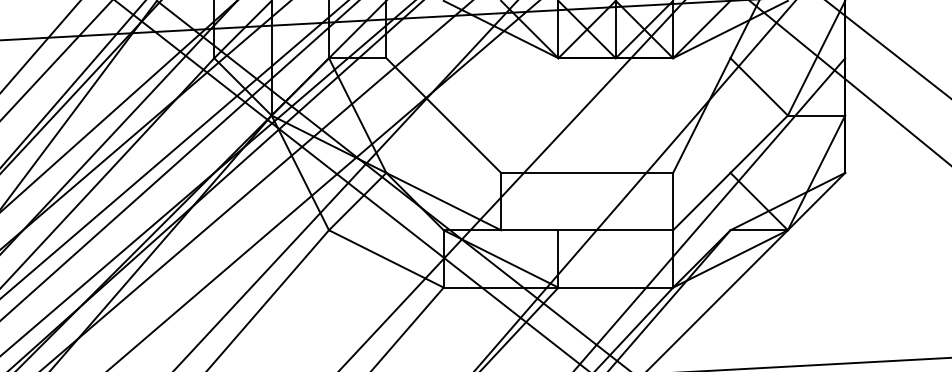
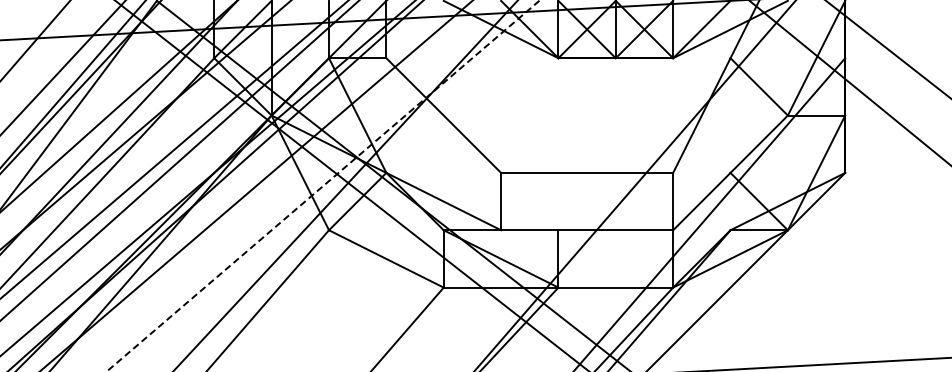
line position: (40, 46) -> (35, 40) (35, 40)
line position: (56, 60) -> (63, 67) (63, 67)
line: present -> none (512, 185)
line: solid -> dashed (323, 186)
